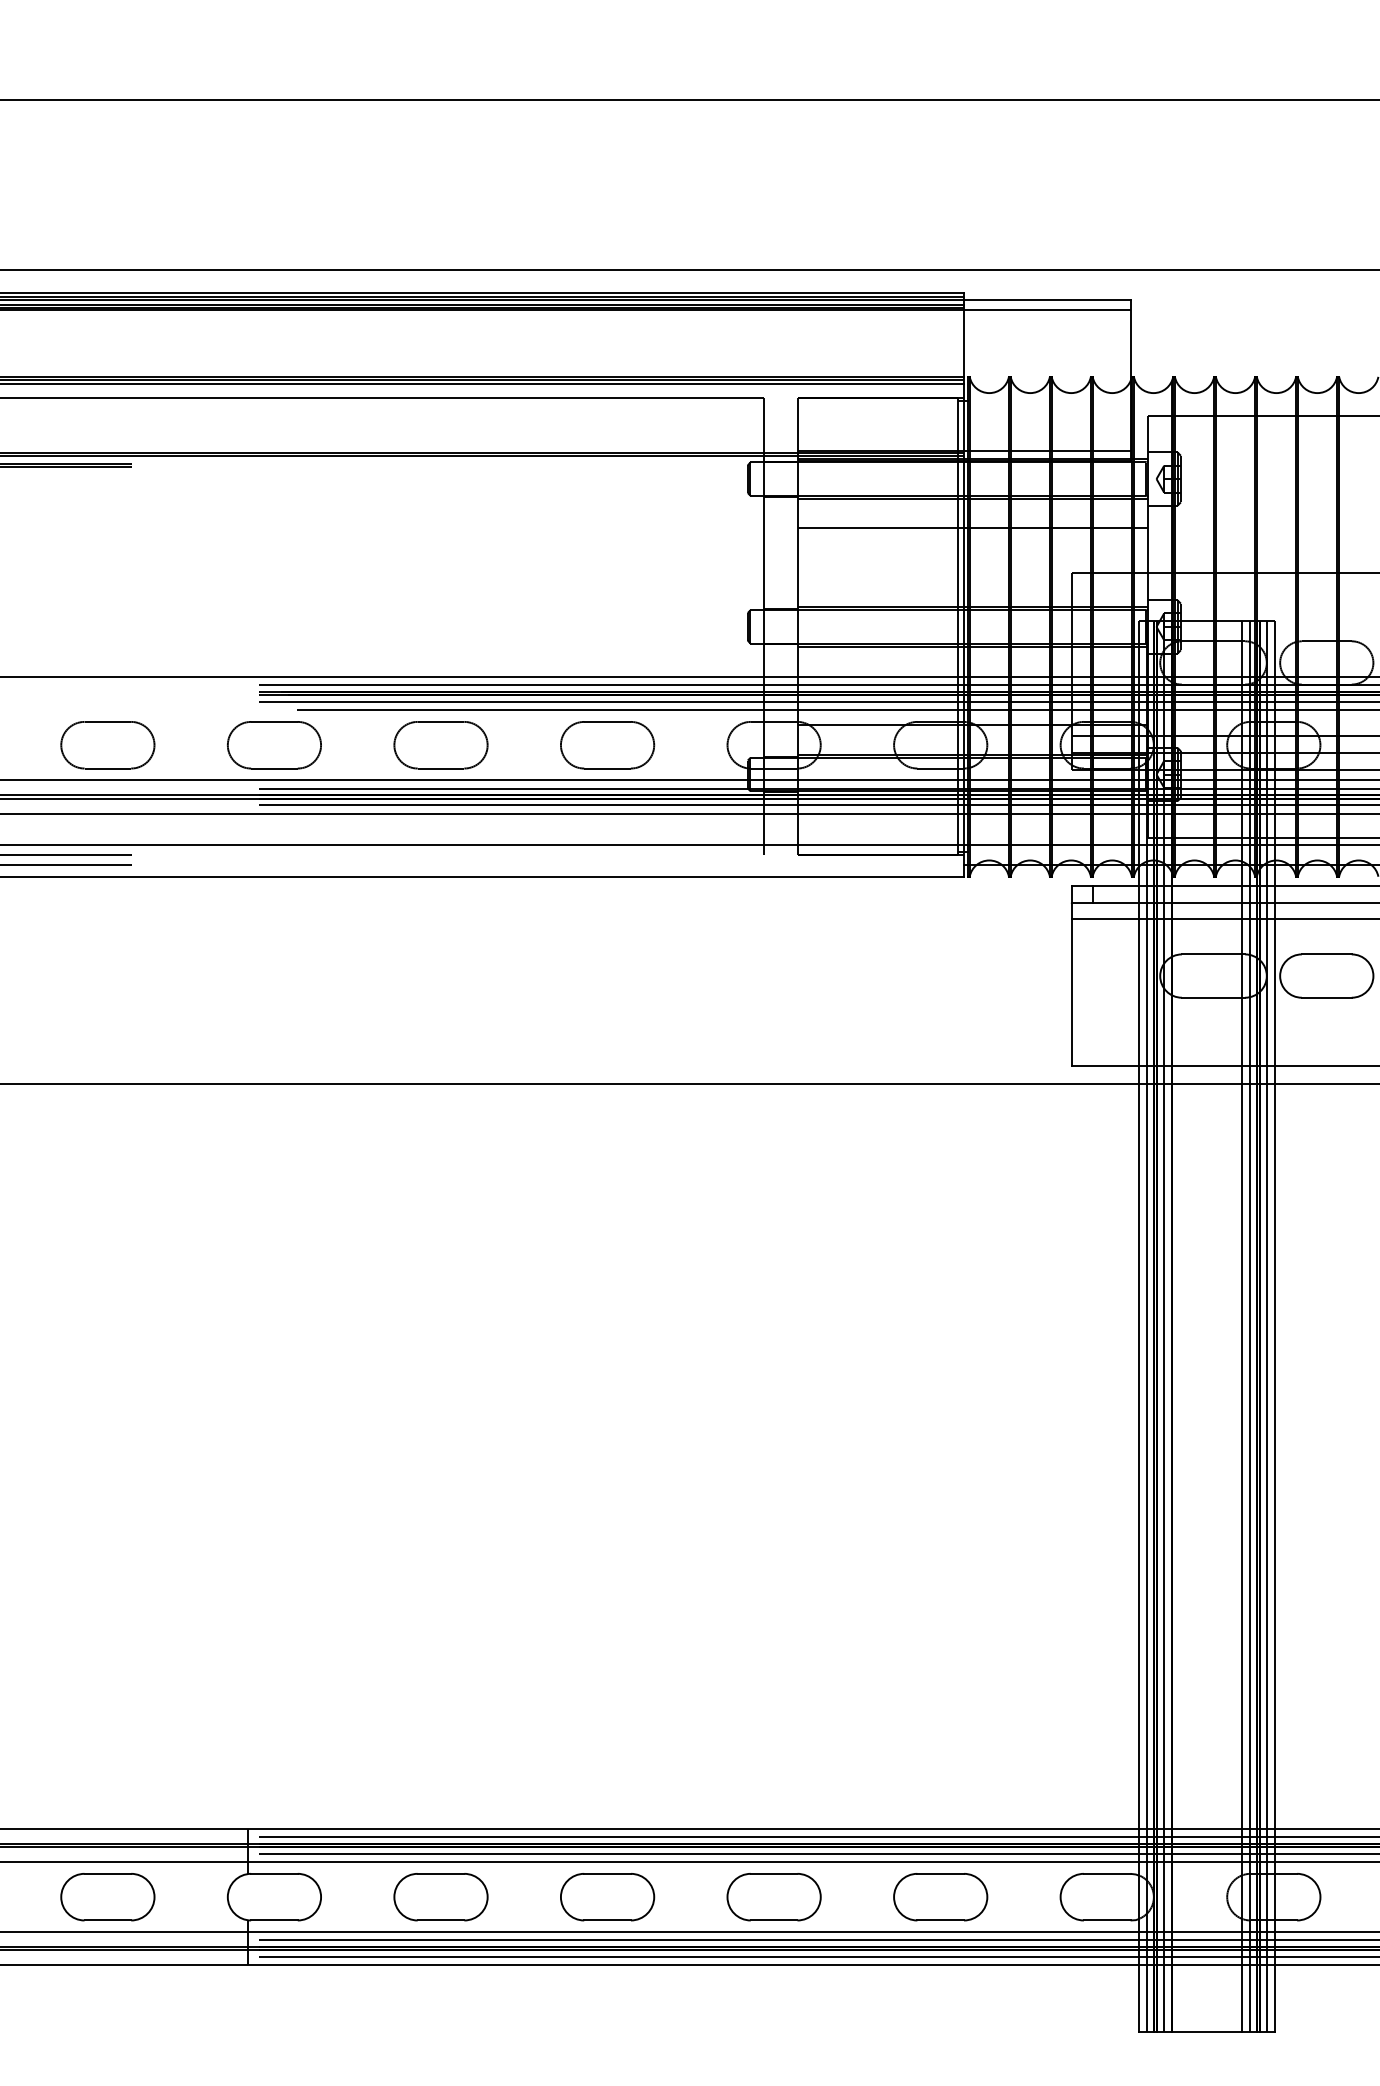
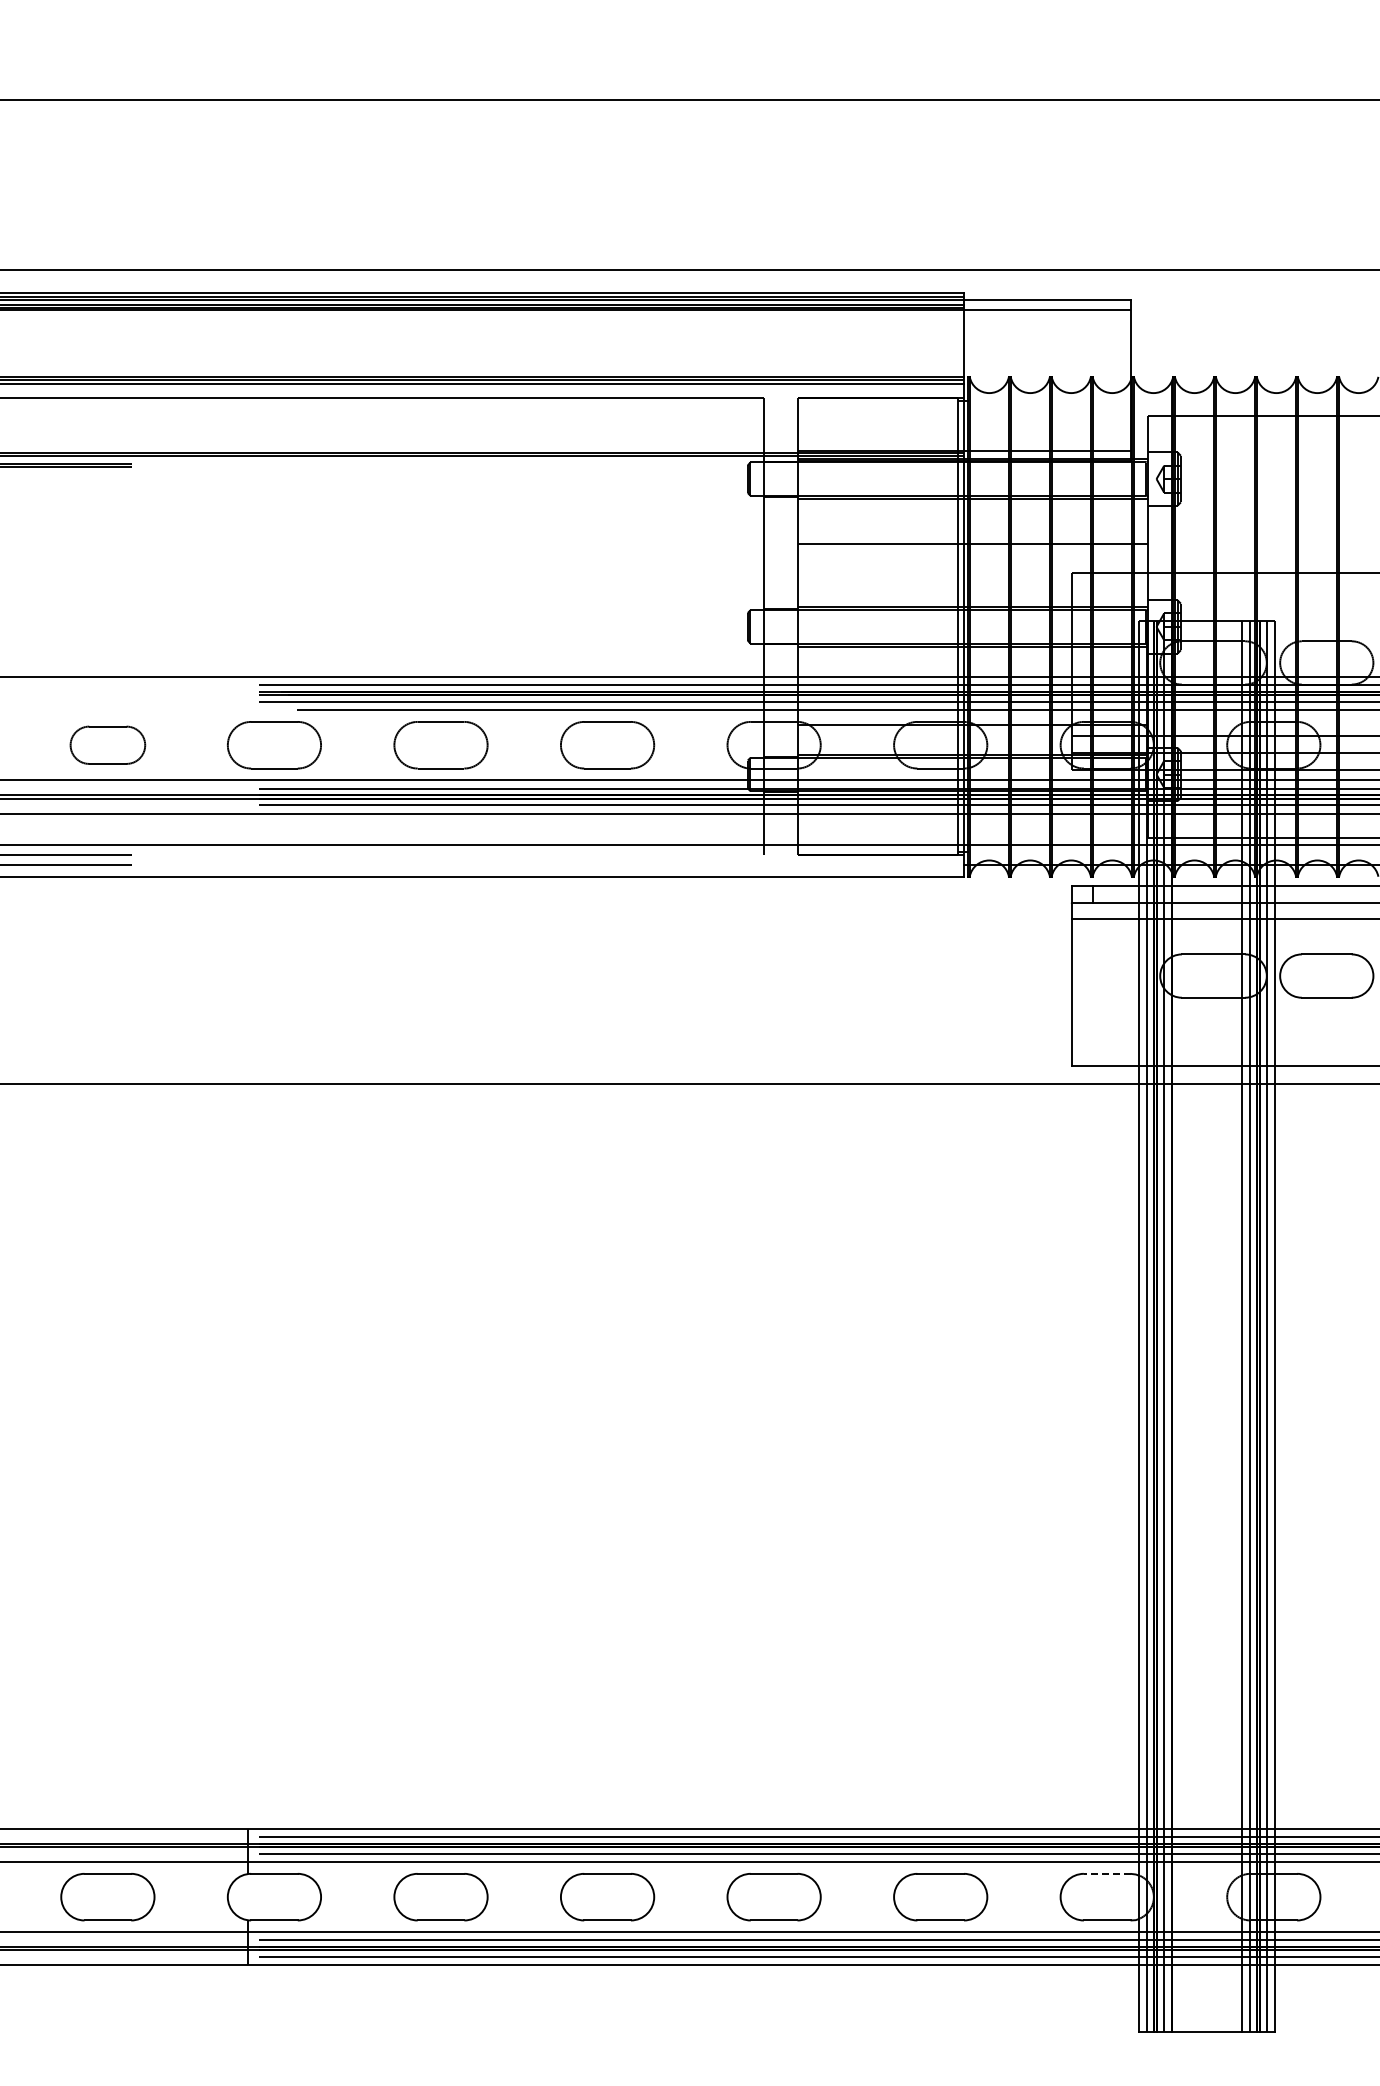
line position: (972, 528) -> (972, 544) (972, 544)
part size: 96x49 px -> 78x40 px (107, 744)
line: solid -> dashed (1106, 1873)
